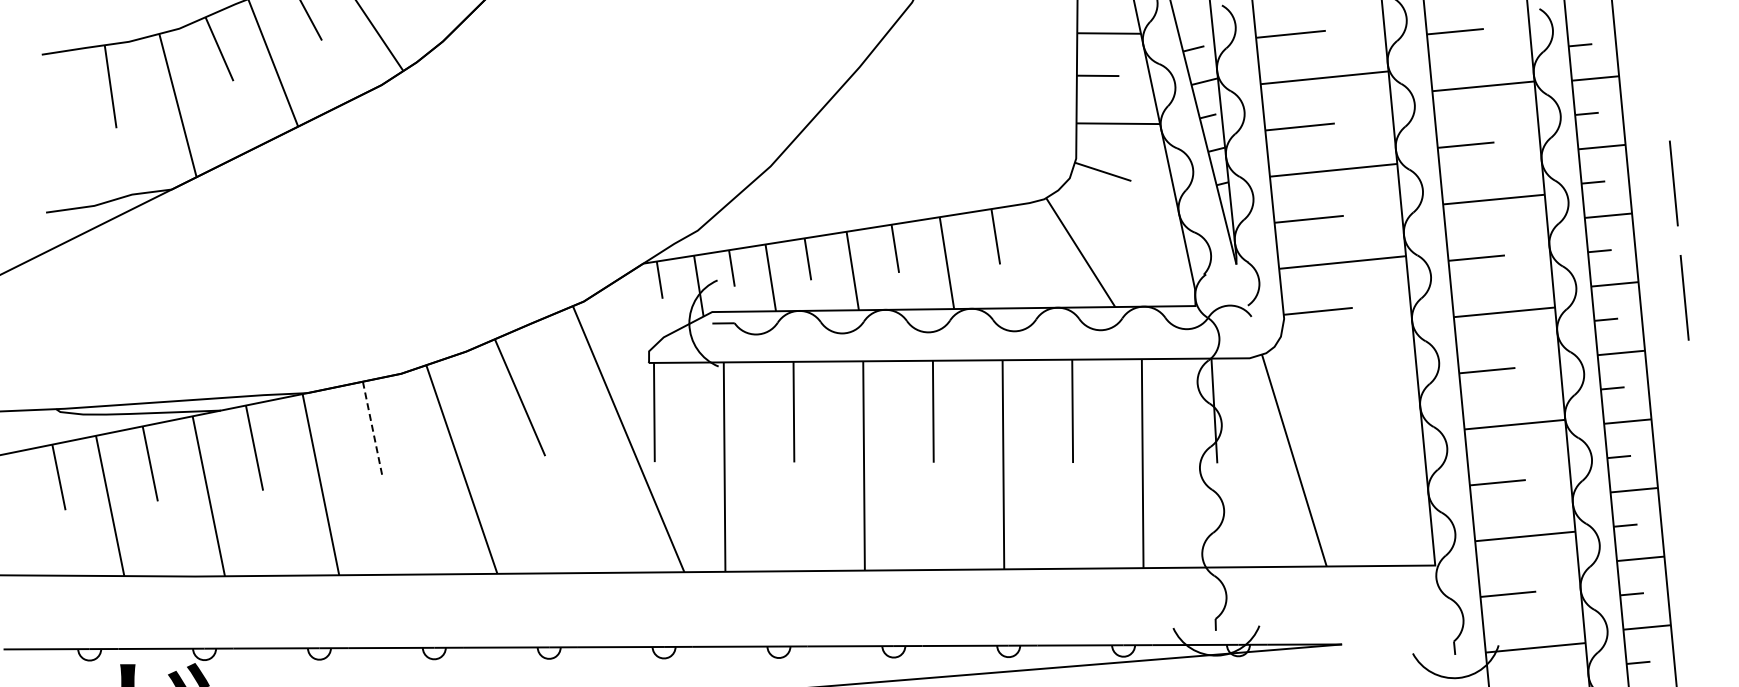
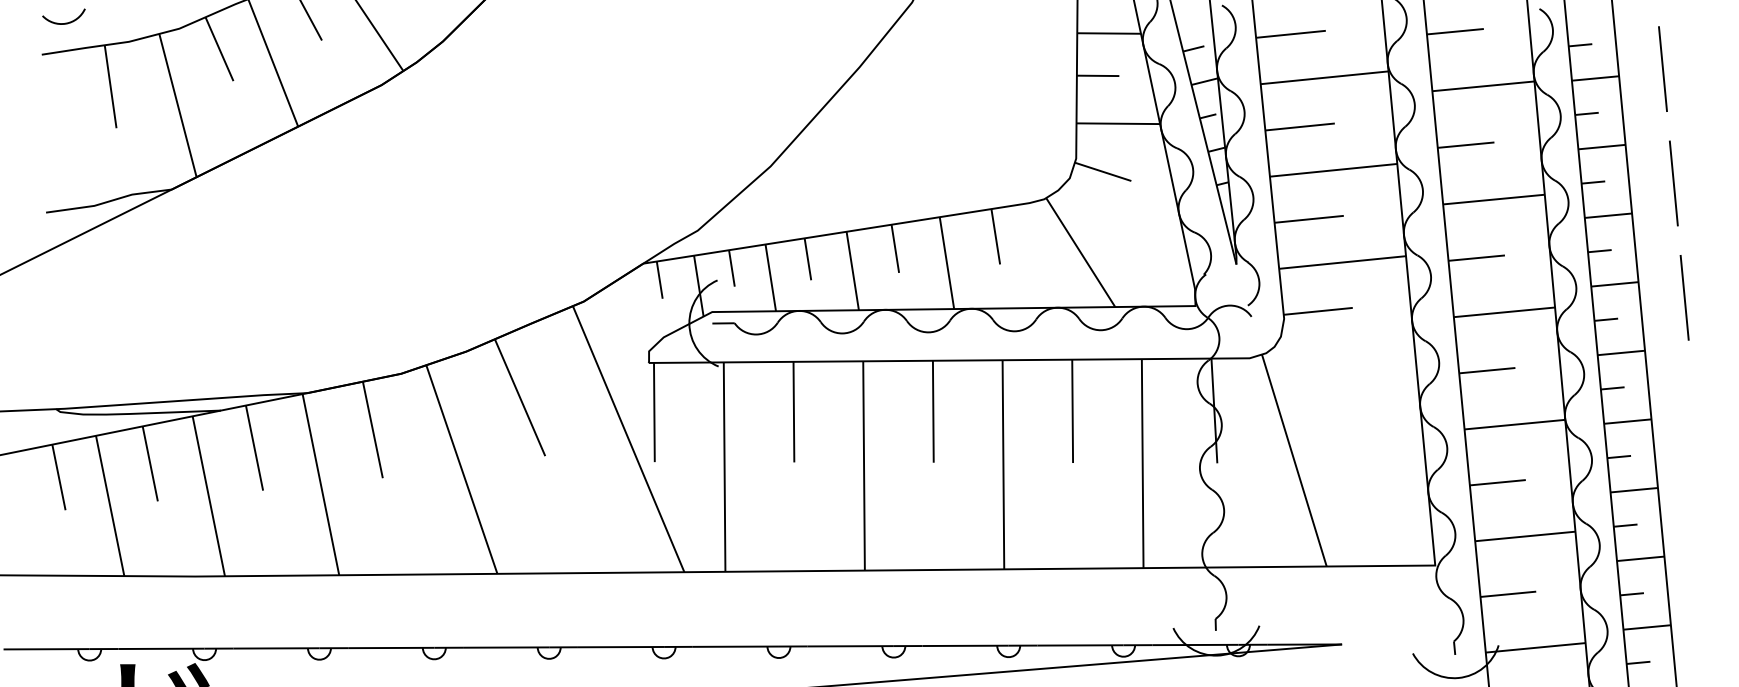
part: none -> present (65, 22)
line: none -> present (1662, 68)
line: dashed -> solid (372, 430)
